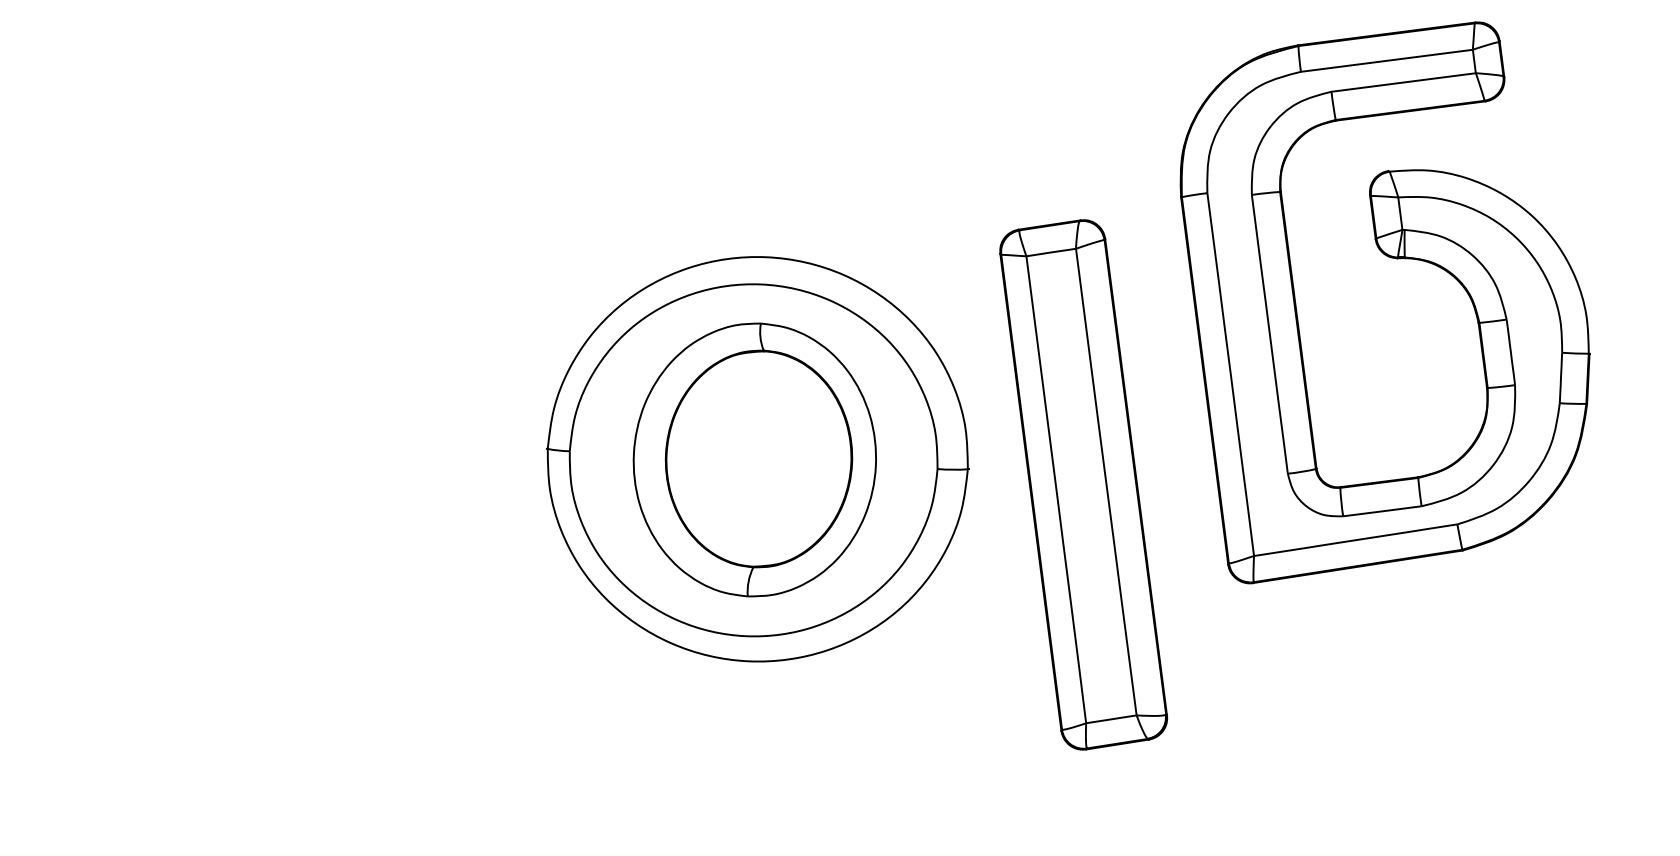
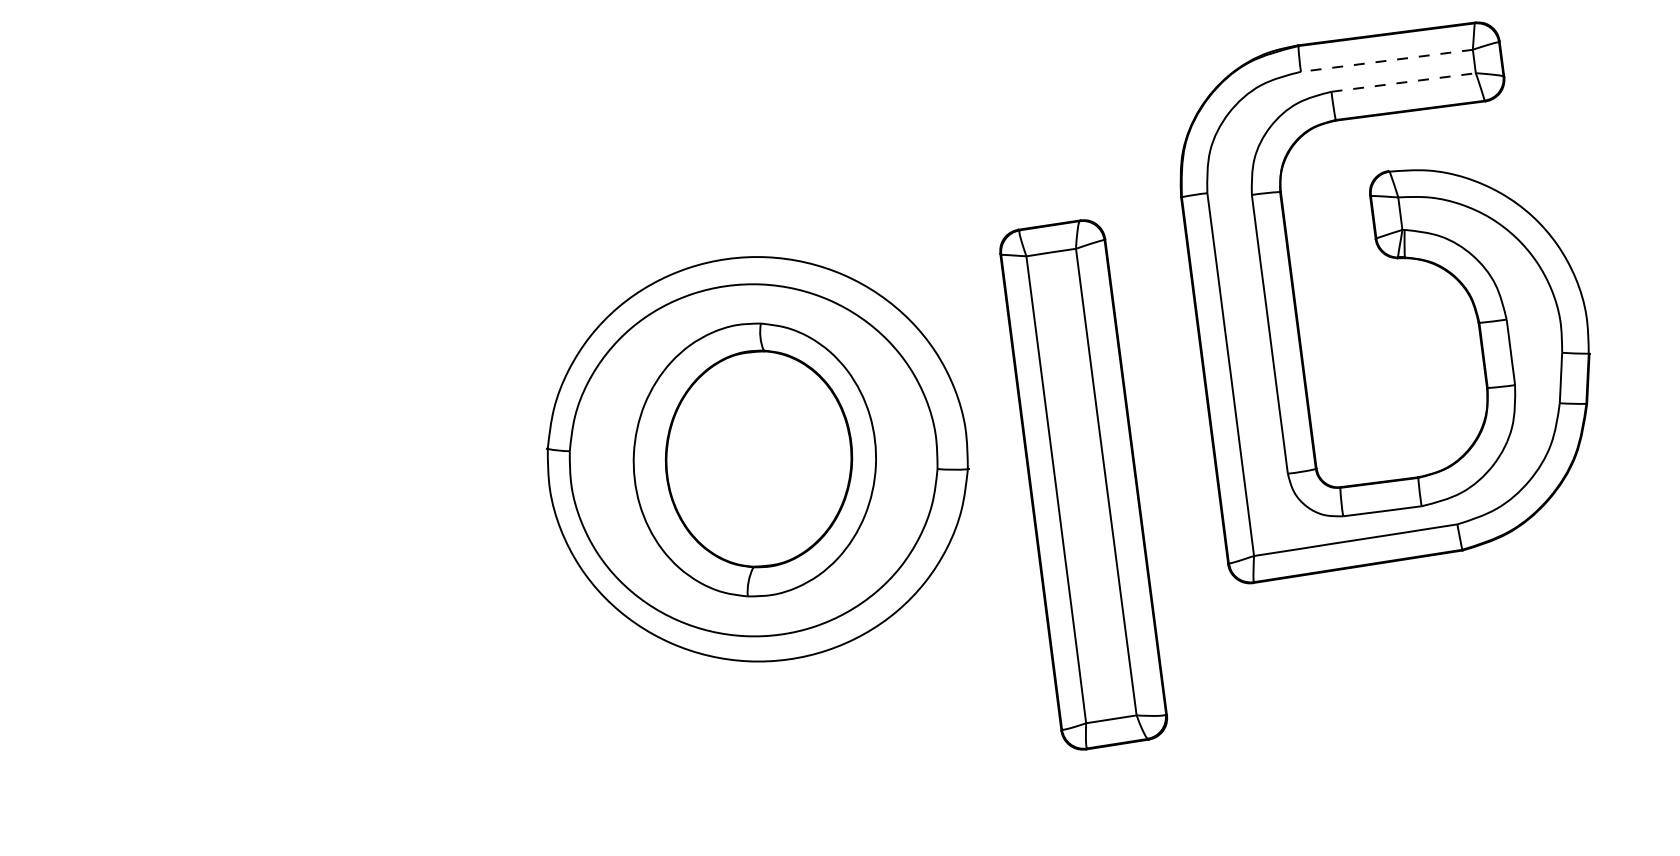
line: solid -> dashed (1386, 60)
line: solid -> dashed (1403, 82)
